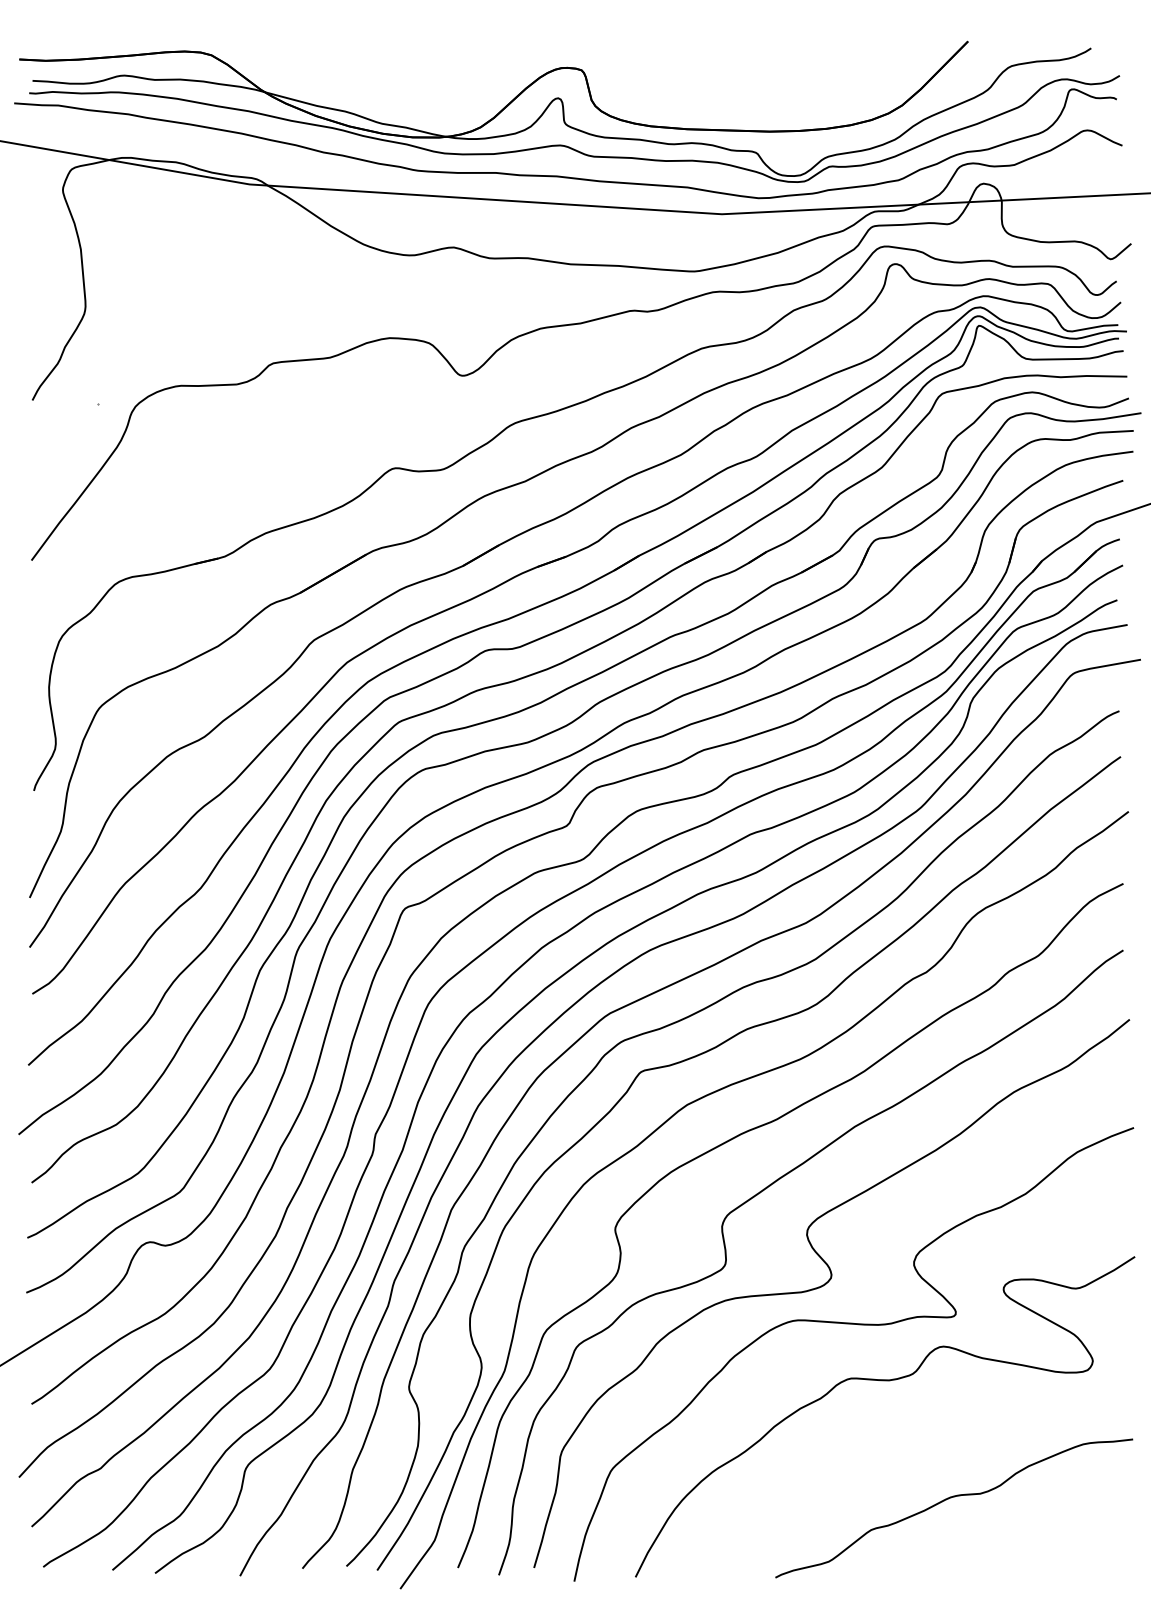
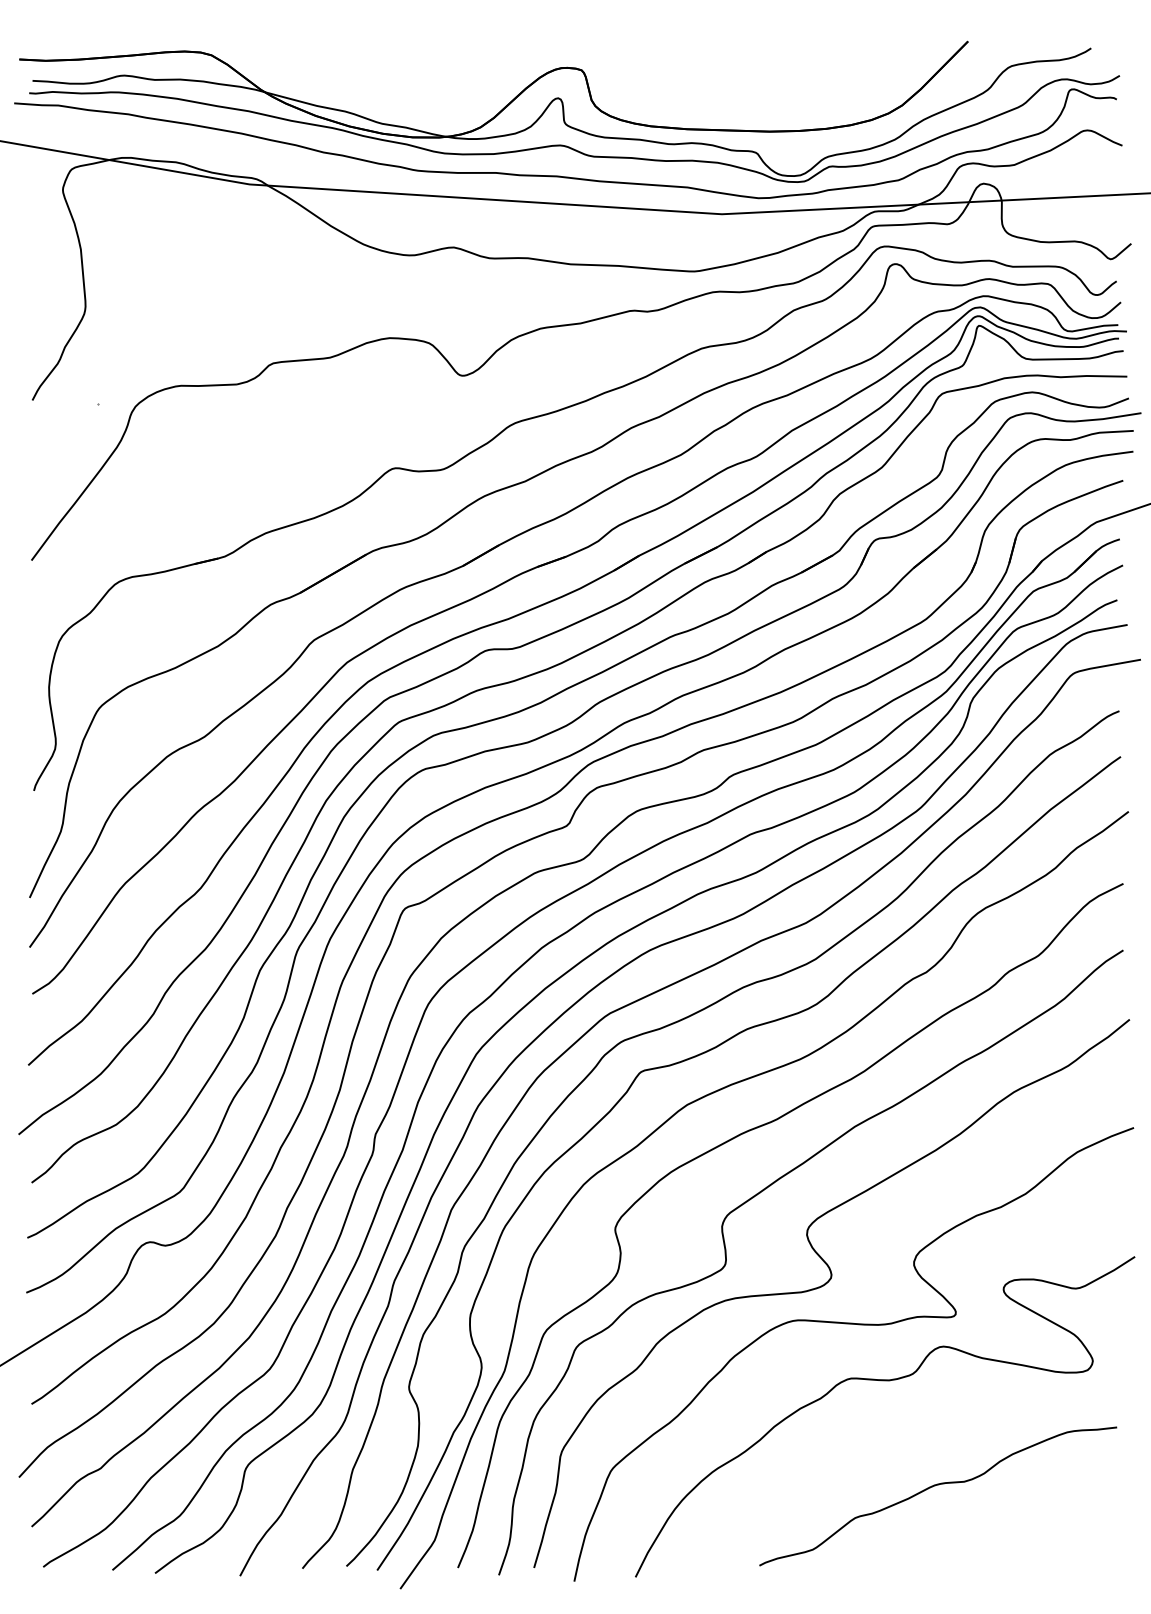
curve position: (951, 1498) -> (935, 1486) (935, 1486)
